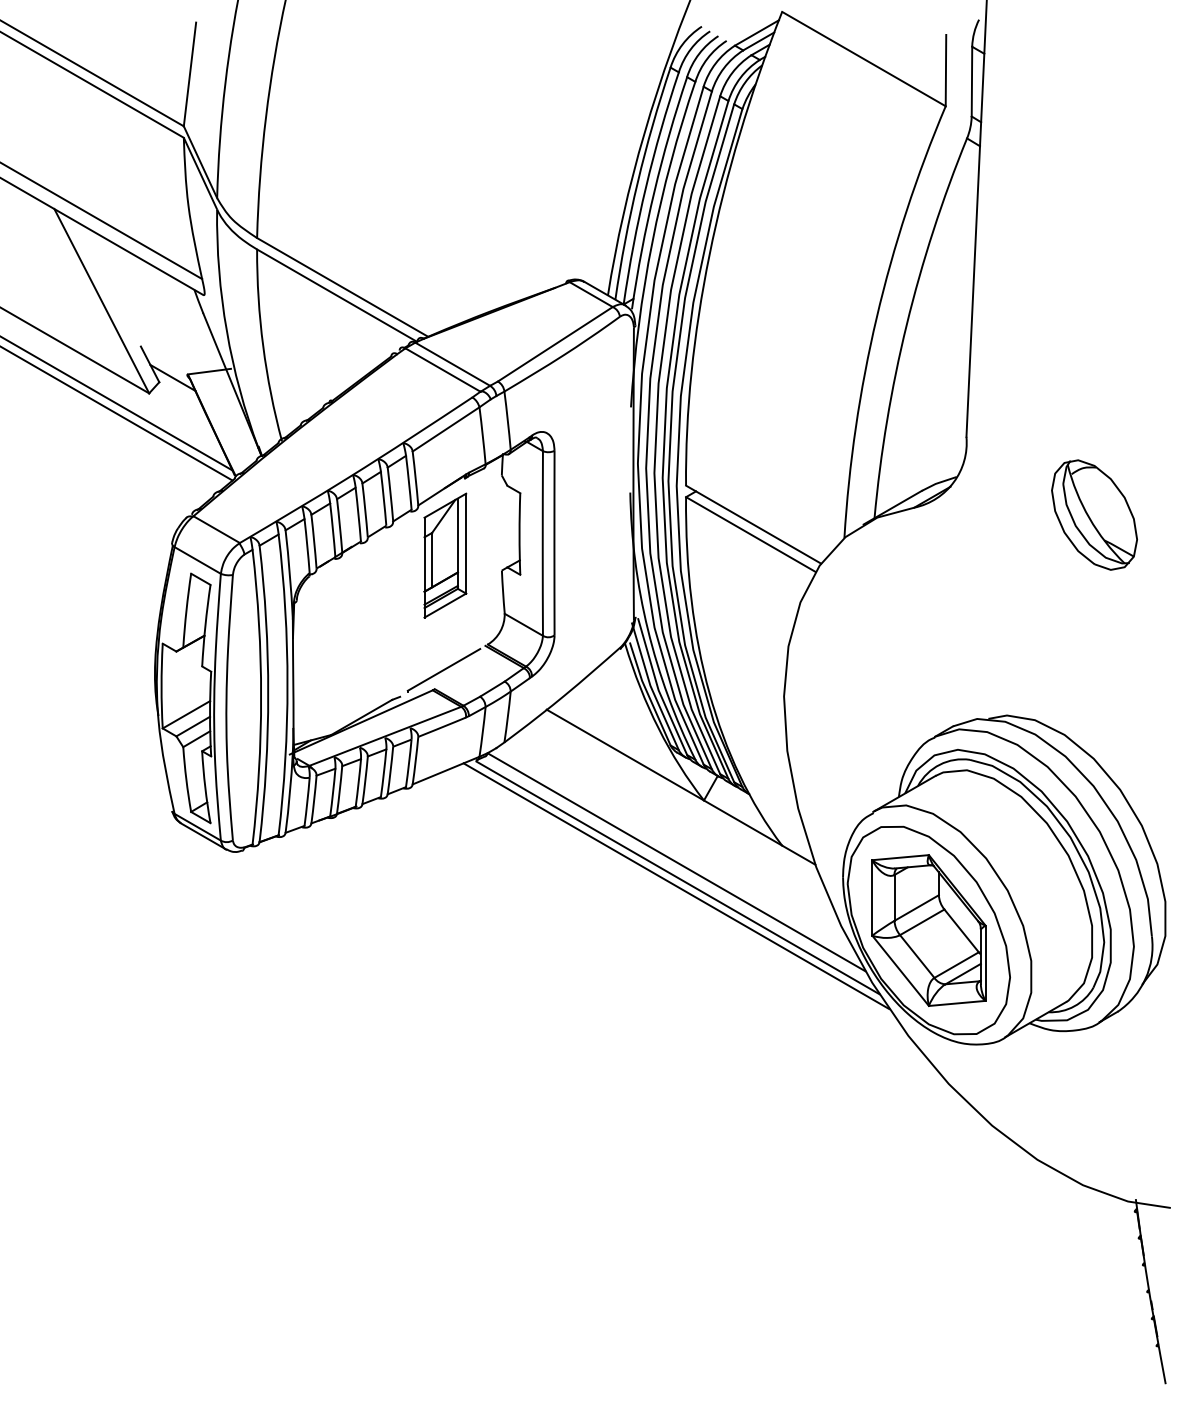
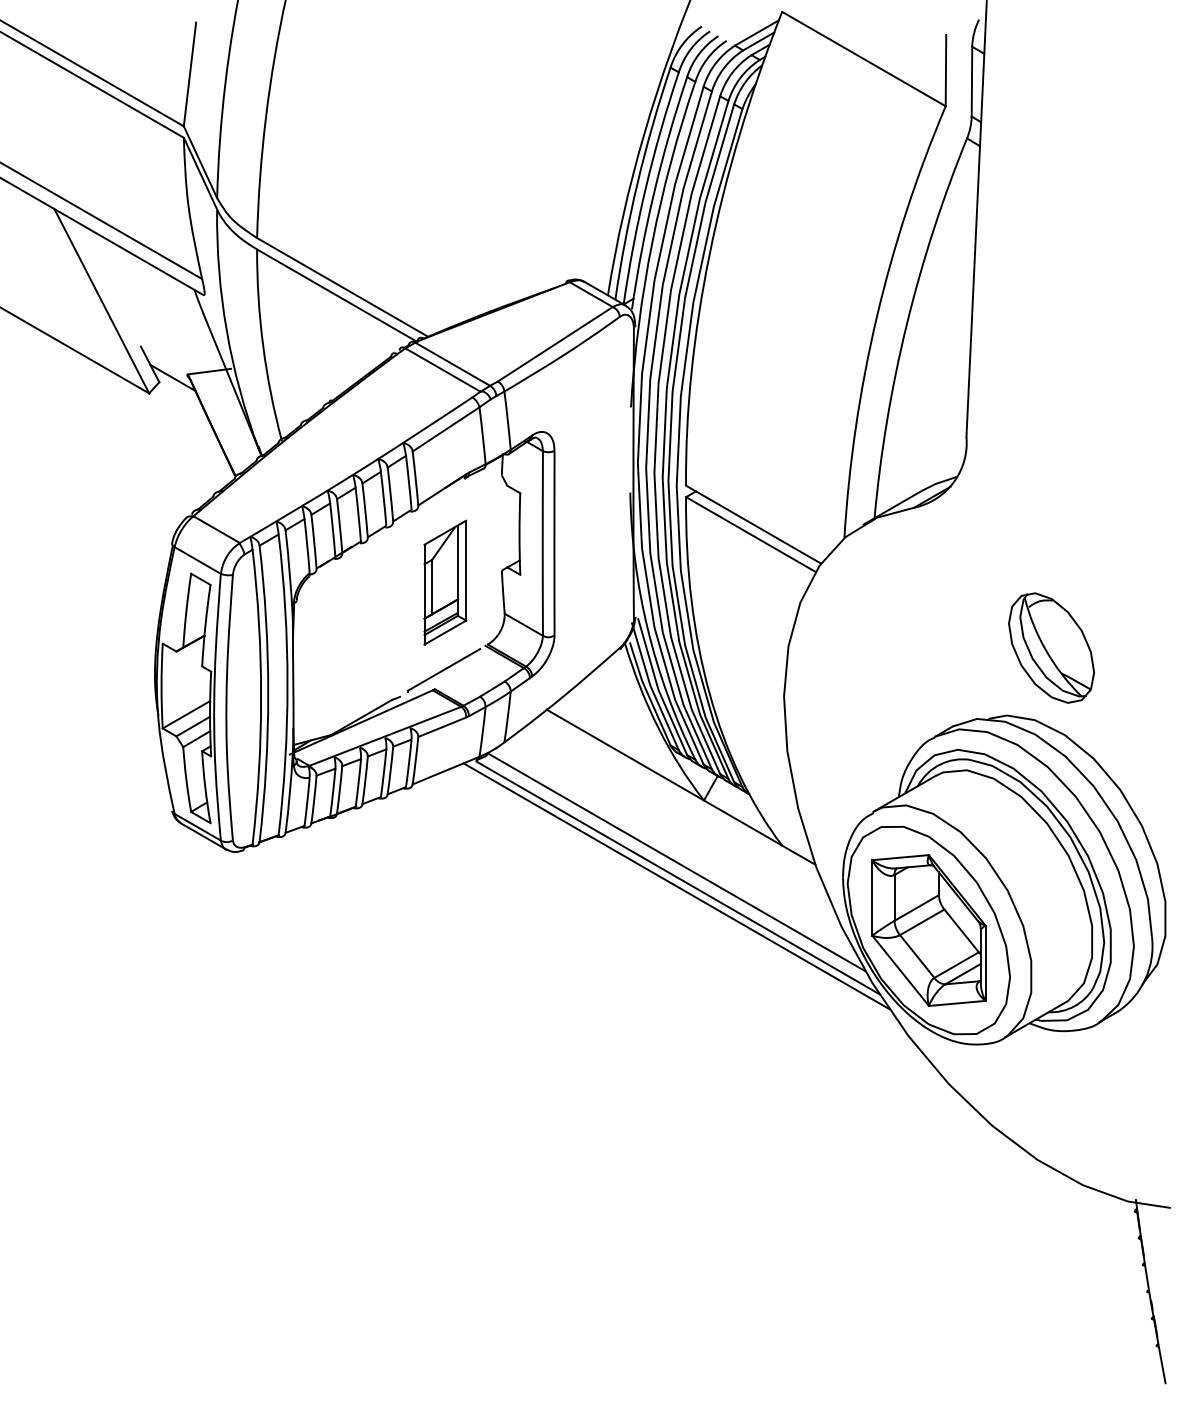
line: present -> none (117, 403)
line: present -> none (117, 413)
part position: (1094, 514) -> (1051, 647) (1051, 647)
part position: (445, 555) -> (445, 582) (445, 582)
